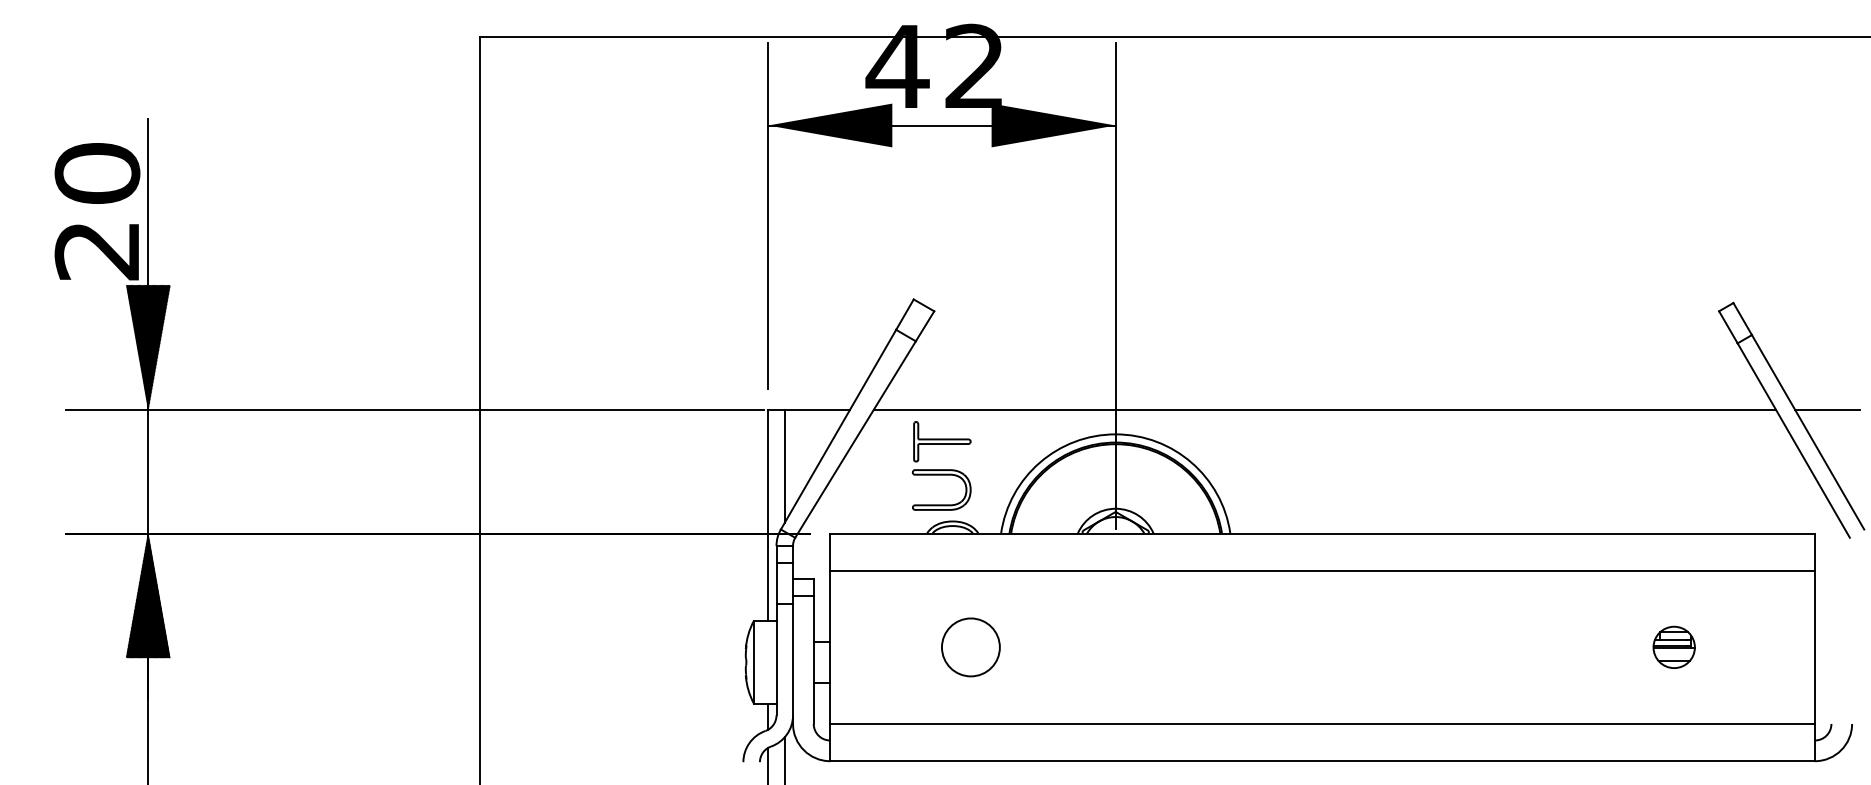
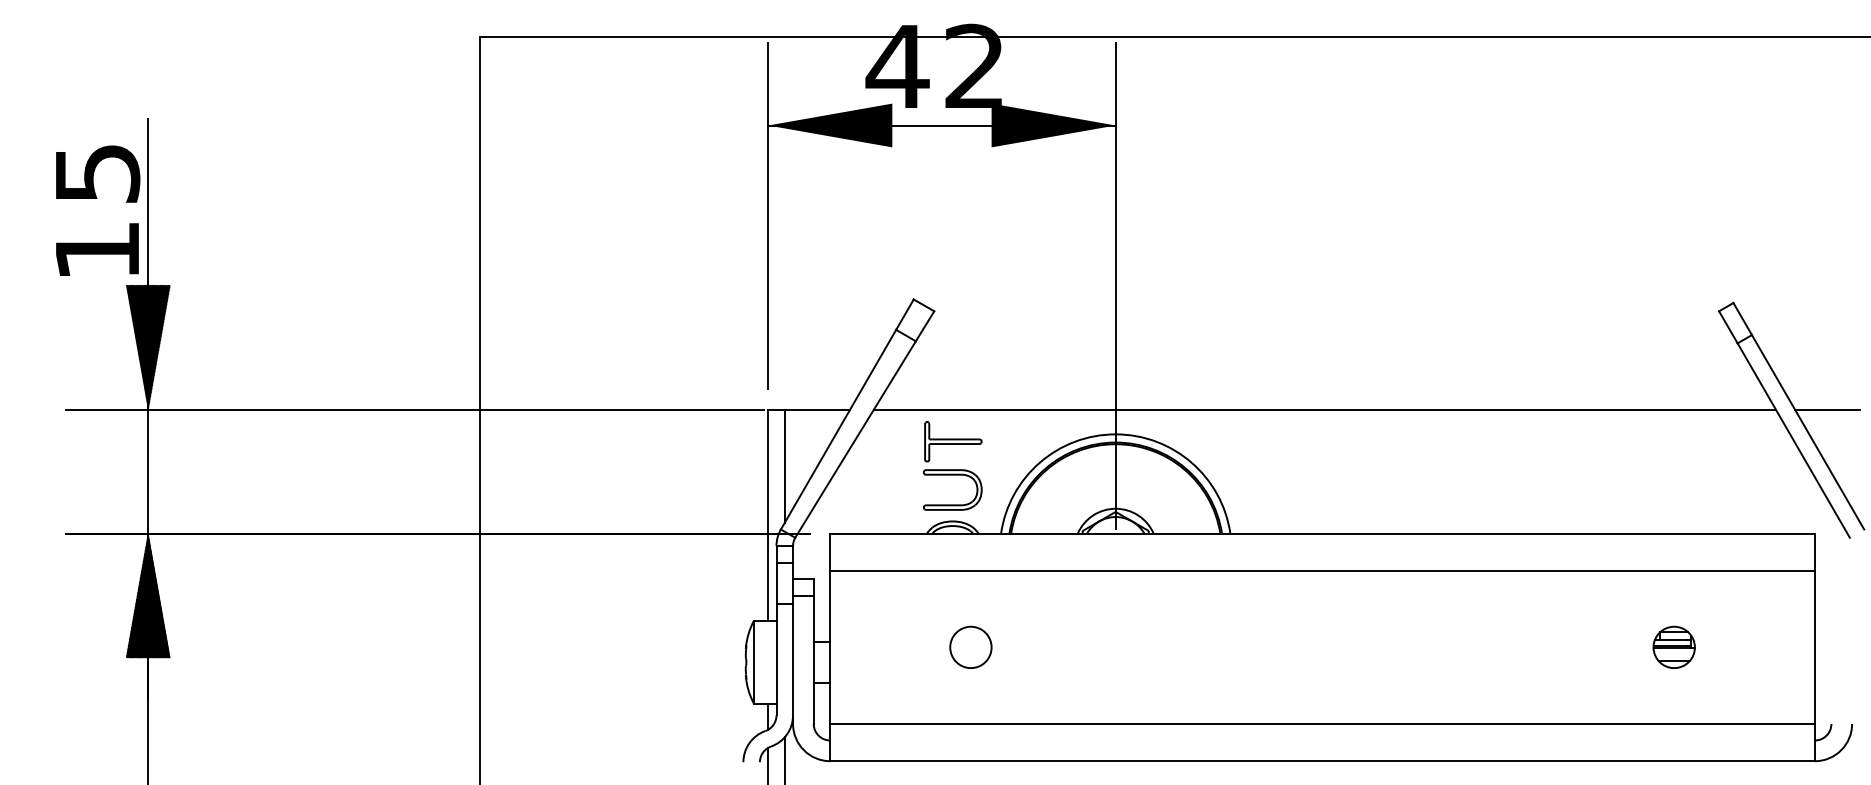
text: 20 -> 15 (97, 211)
part position: (941, 465) -> (952, 465) (952, 465)
circle diameter: 58 px -> 41 px (970, 647)
